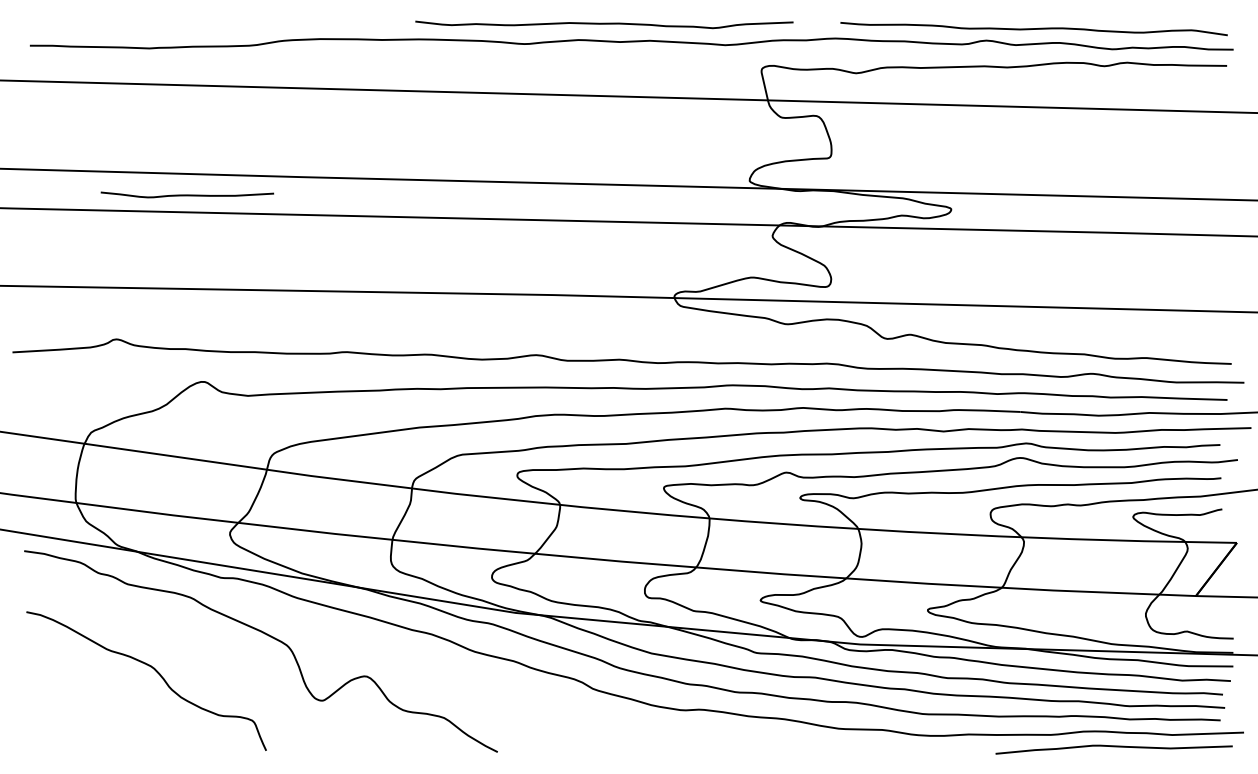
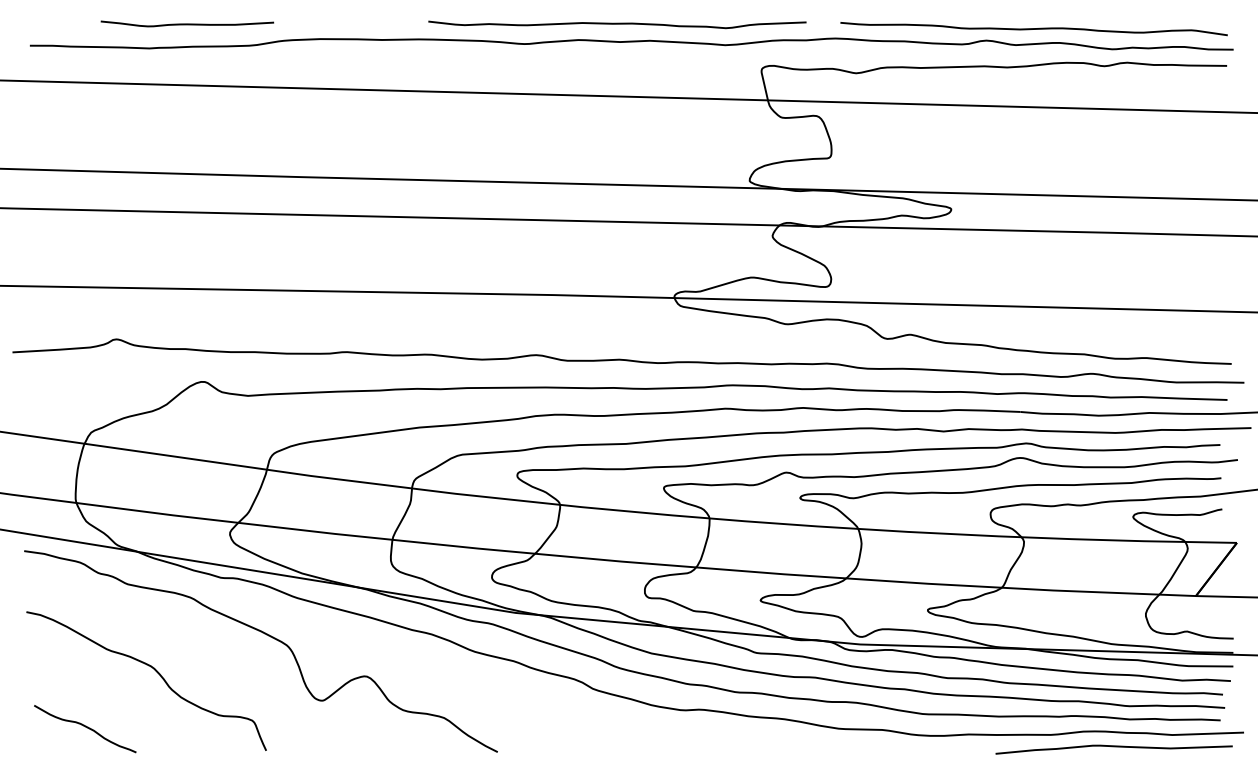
curve position: (604, 24) -> (617, 24) (617, 24)
curve position: (187, 194) -> (187, 23) (187, 23)
curve: none -> present (85, 727)
